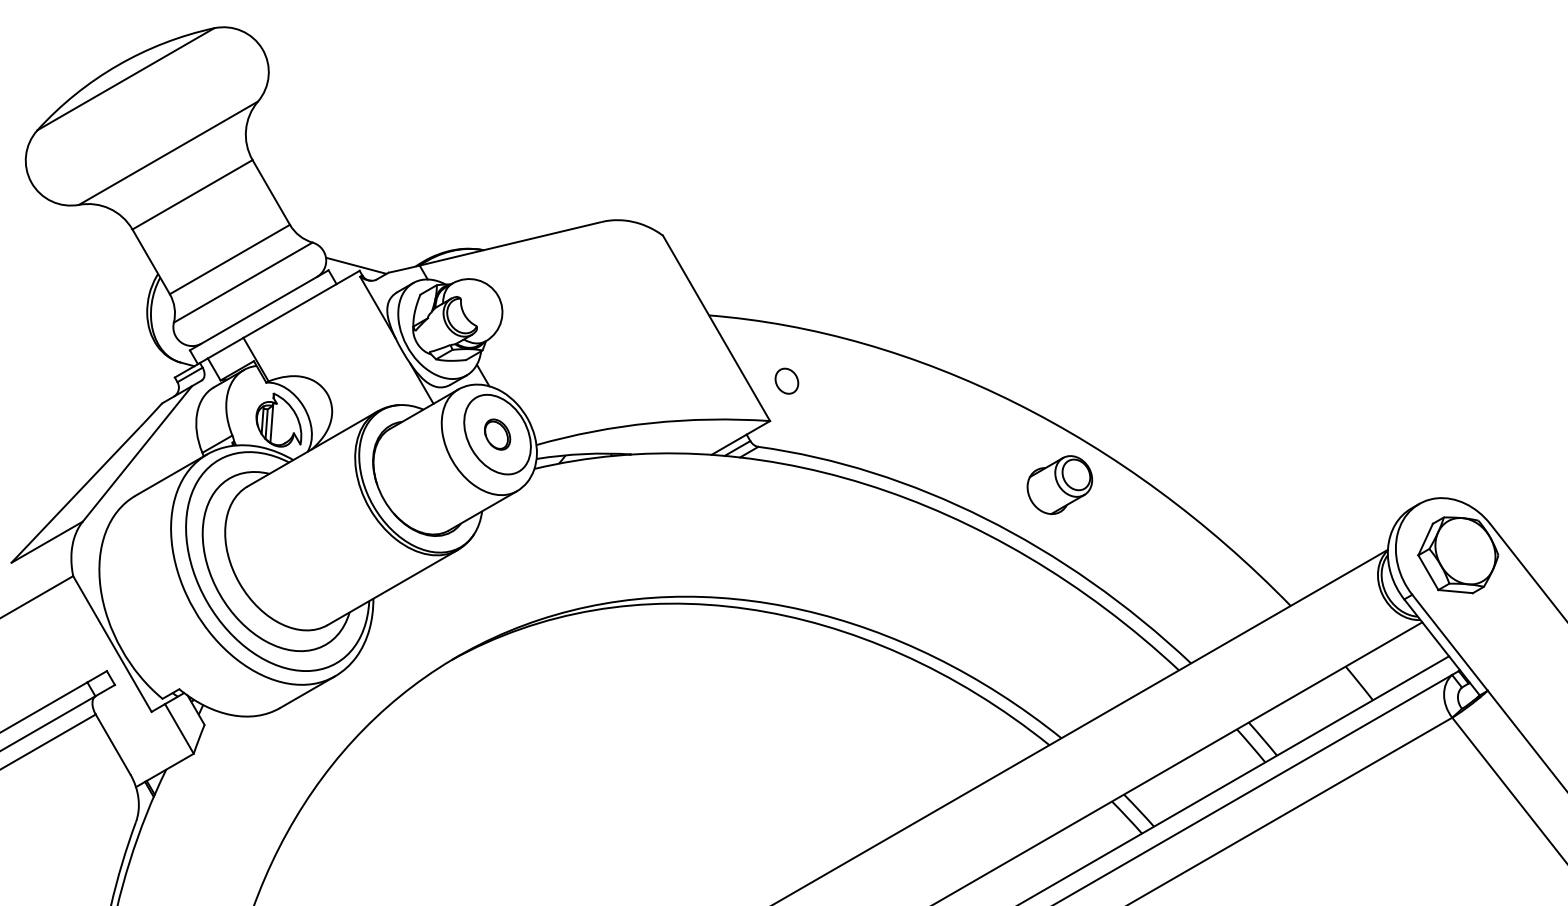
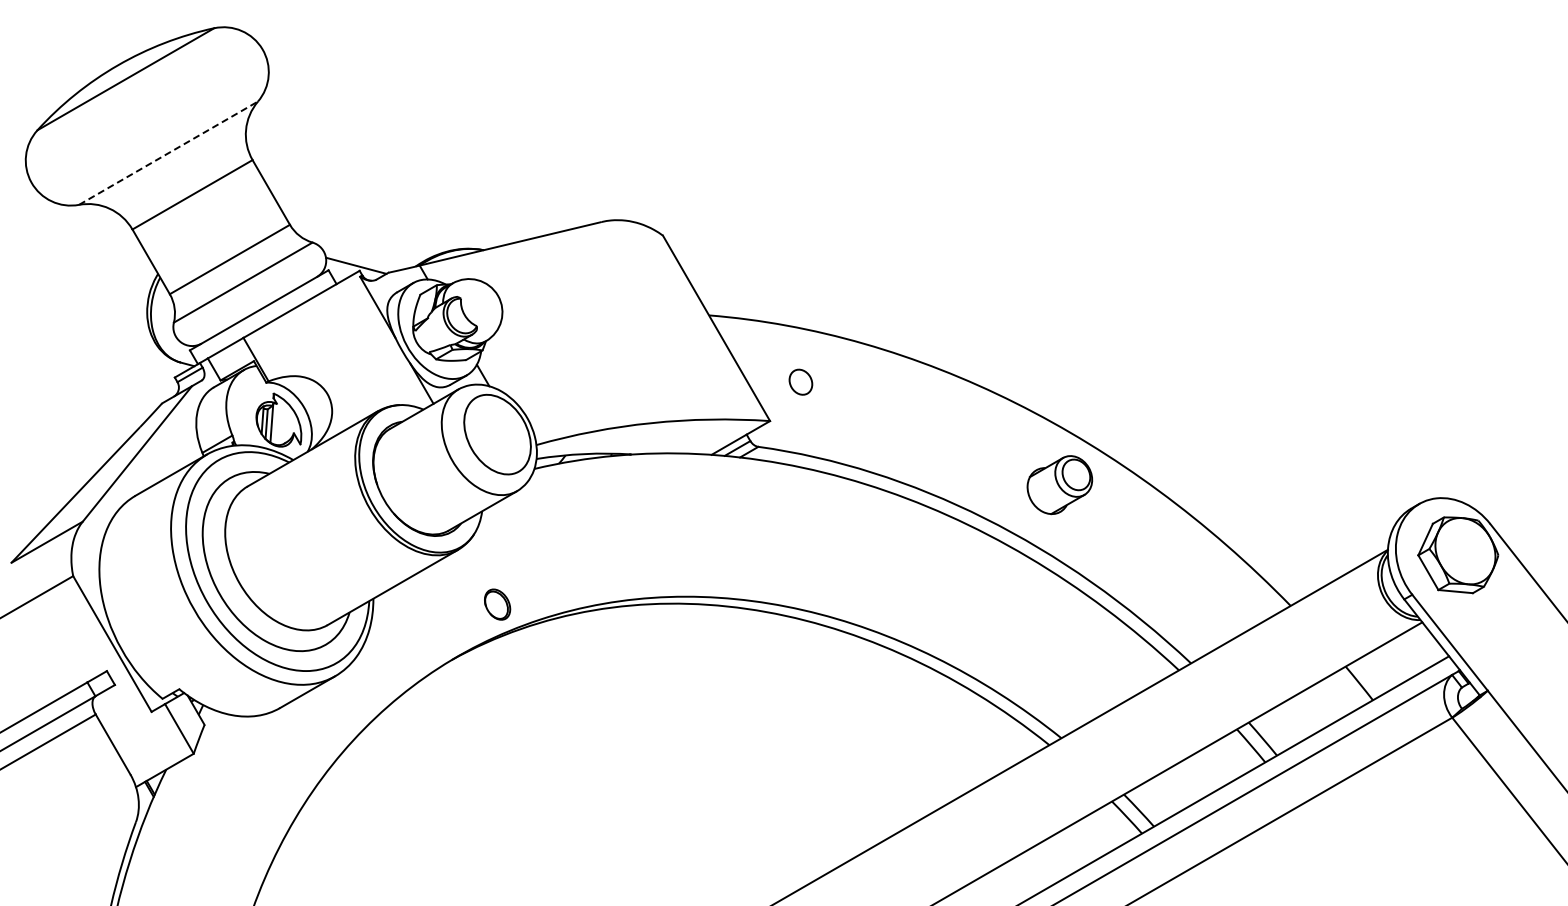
line: solid -> dashed (168, 152)
part position: (786, 380) -> (800, 381) (800, 381)
part position: (497, 434) -> (497, 604) (497, 604)
